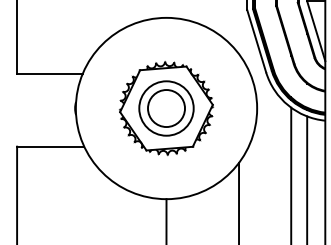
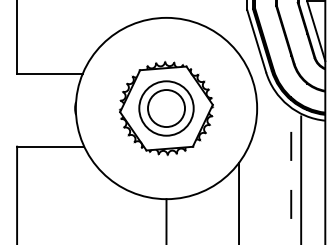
line: solid -> dashed (291, 175)
line position: (307, 178) -> (301, 178) (301, 178)
